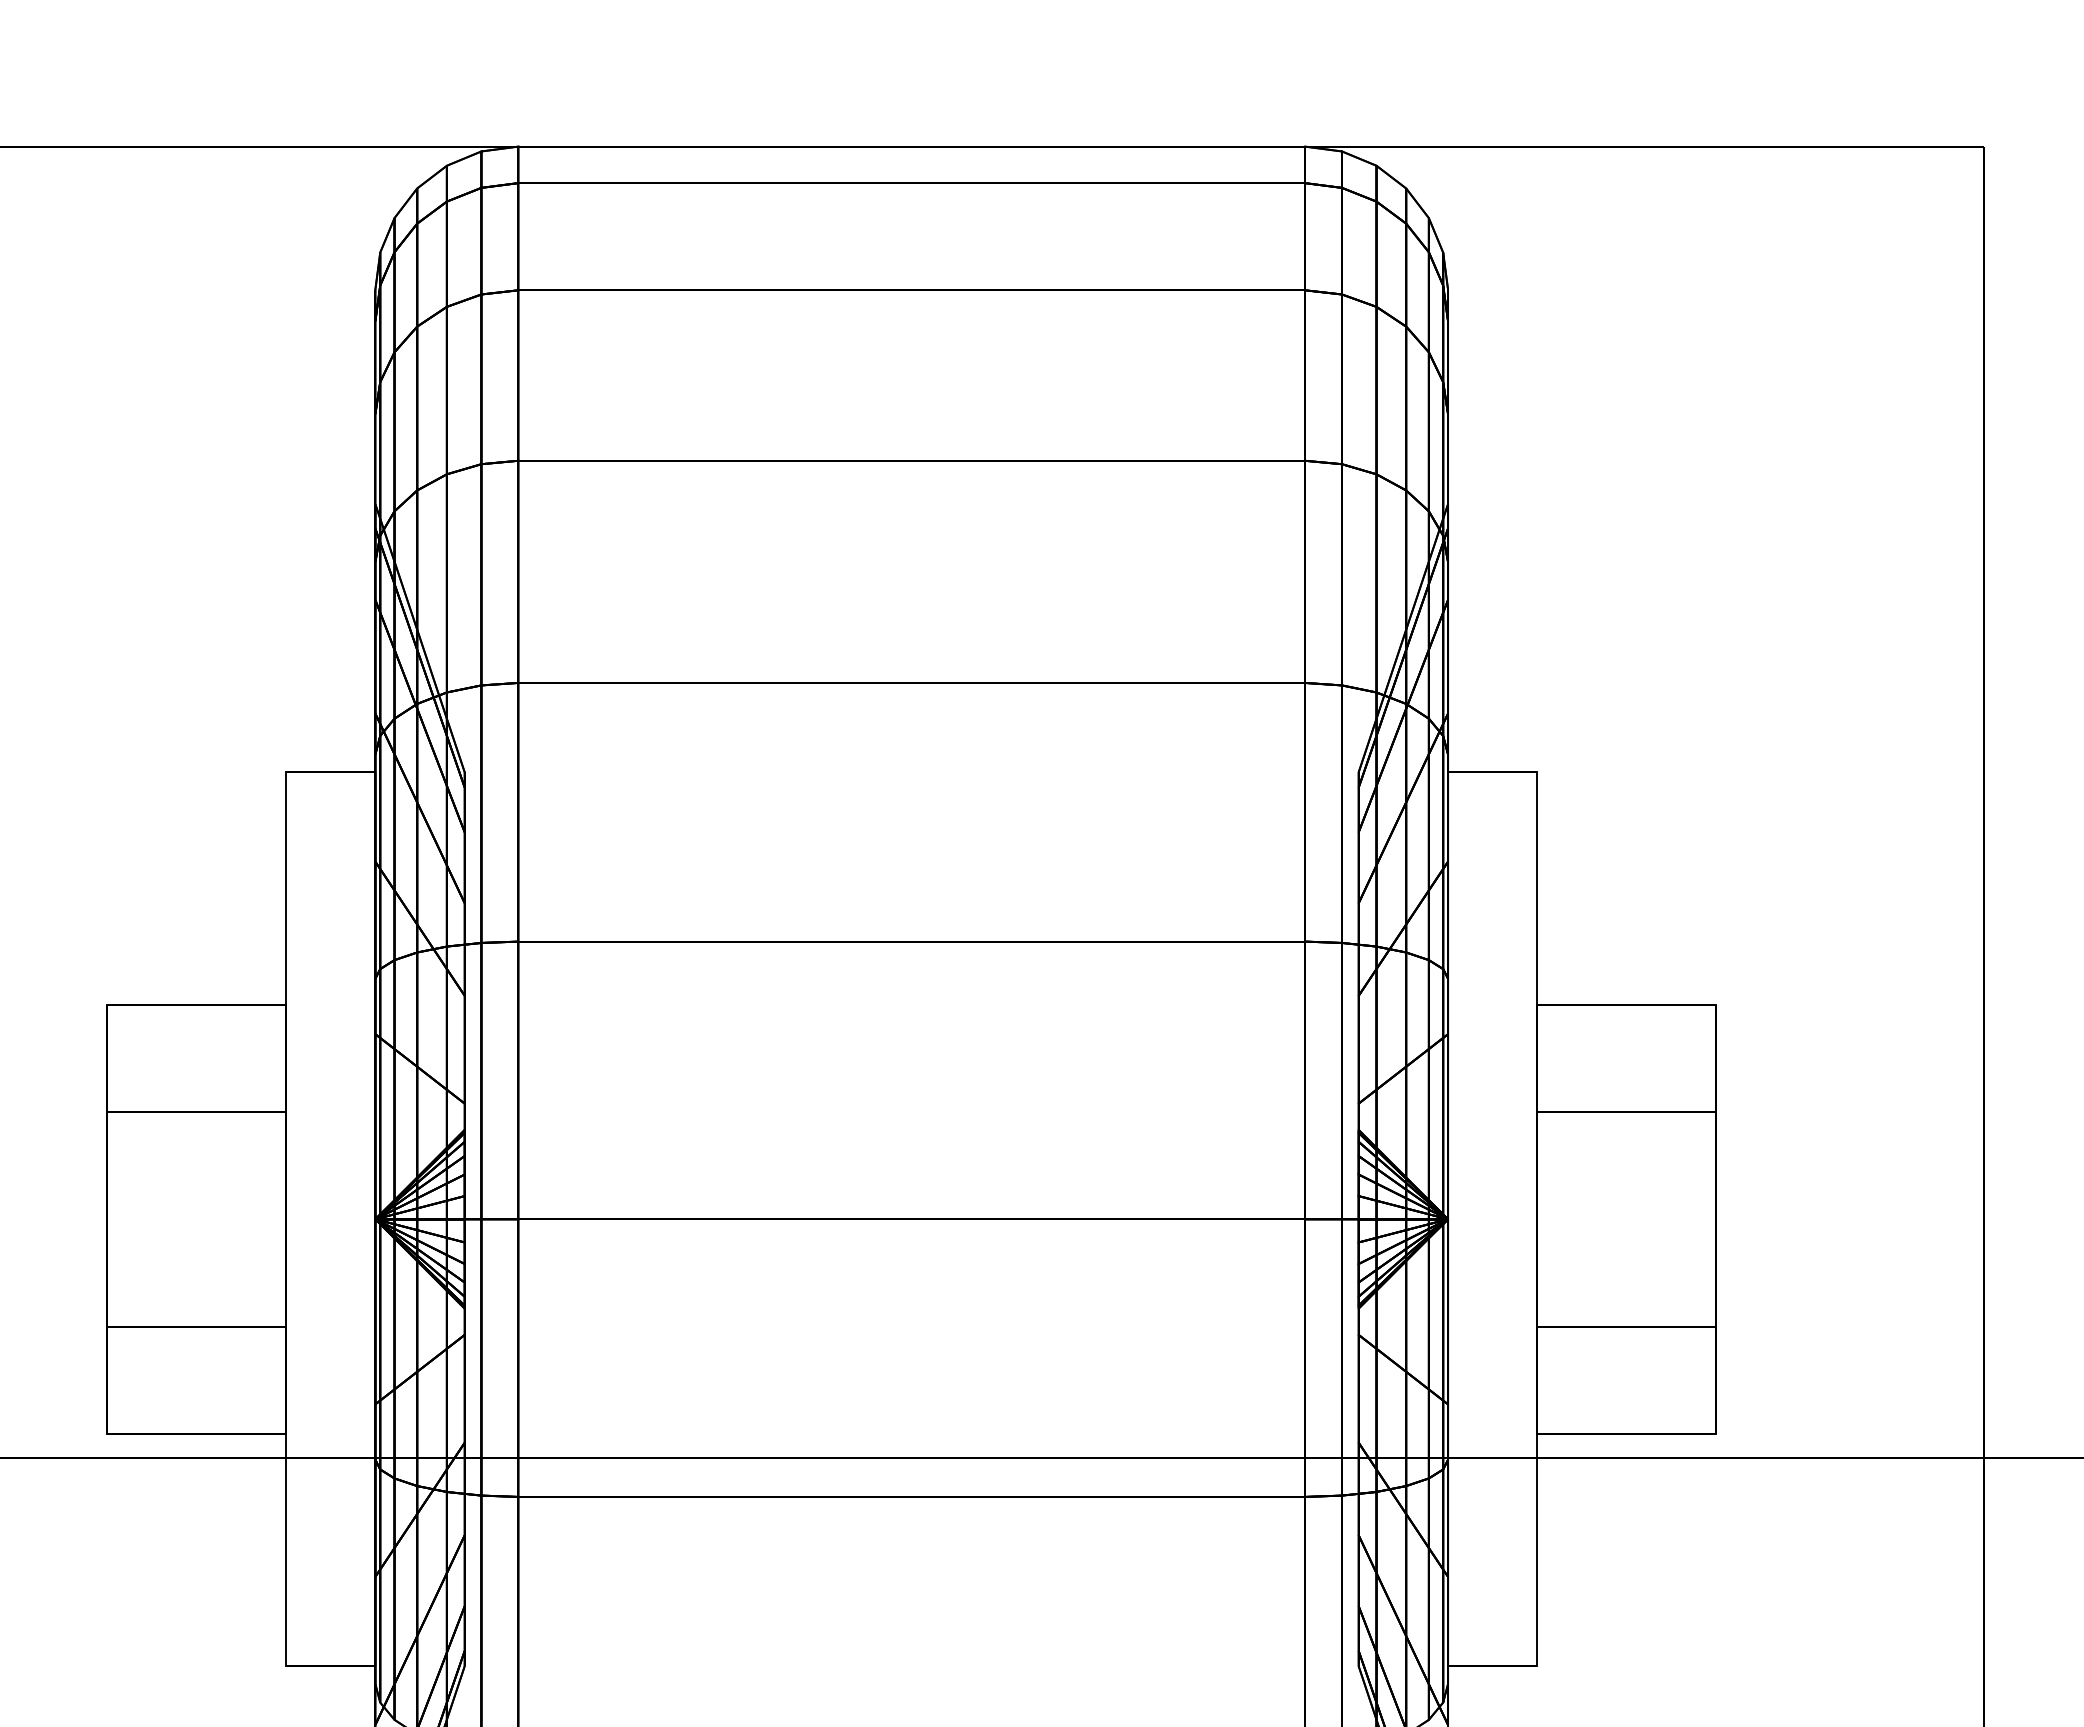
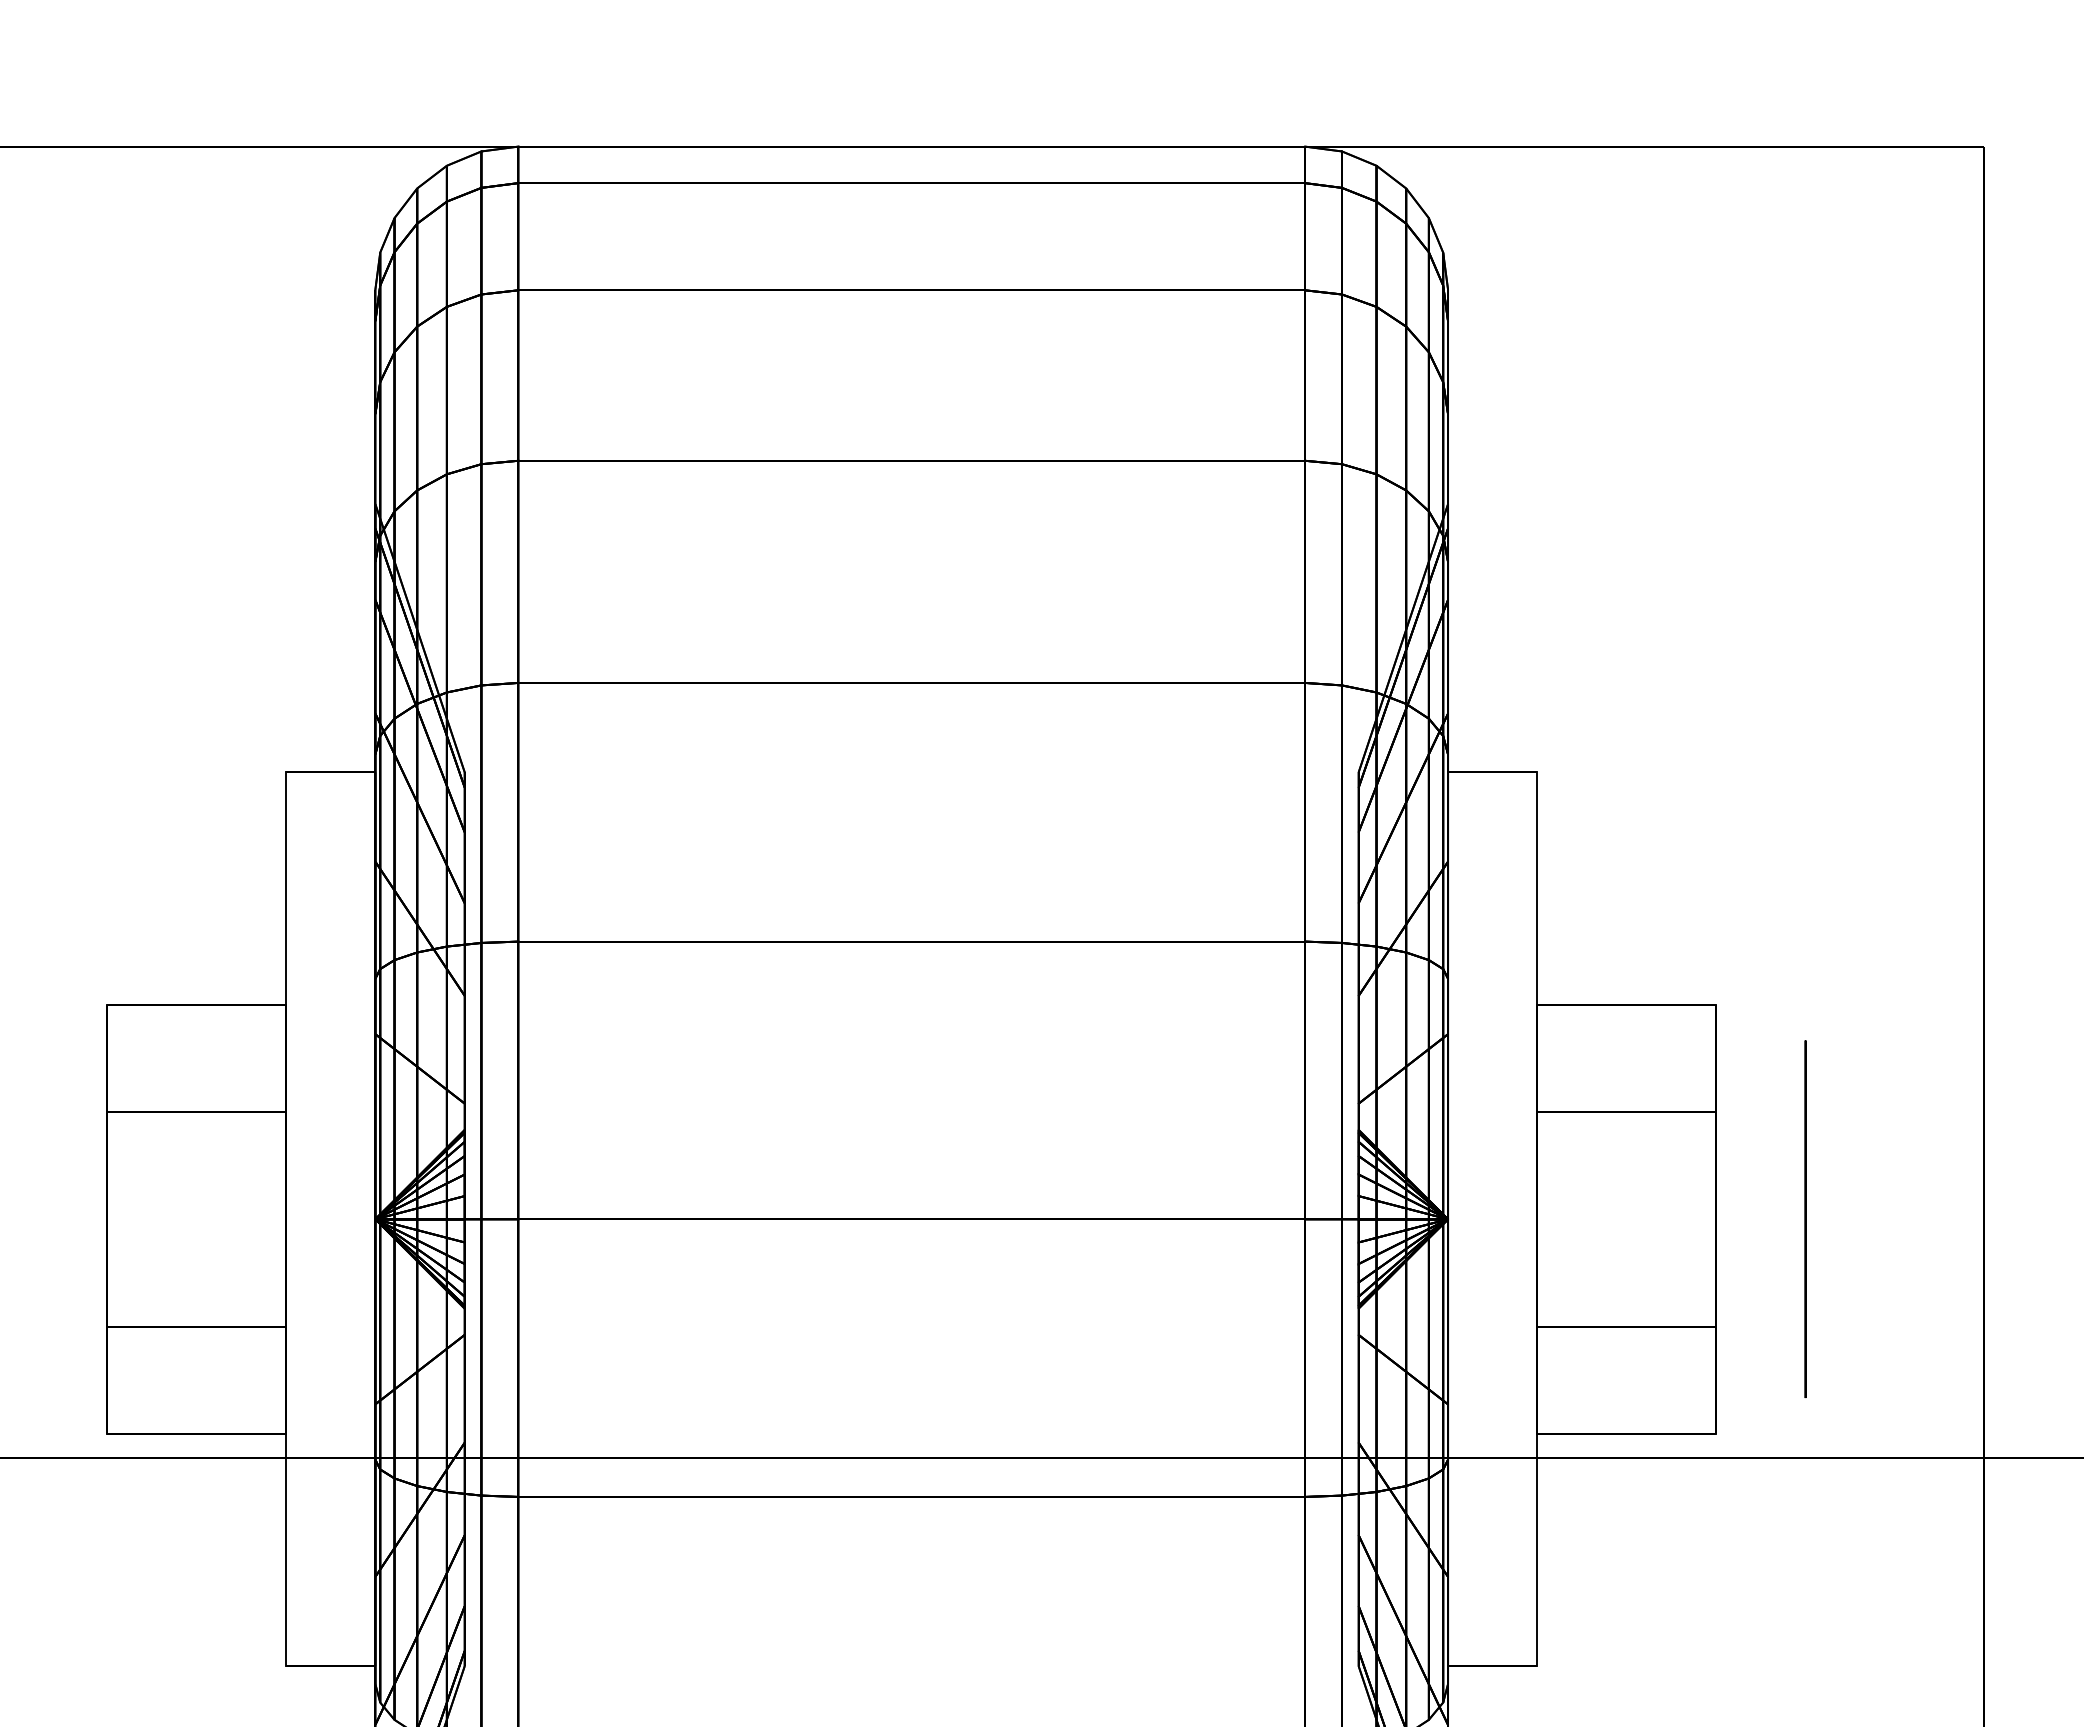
circle: none -> present (1805, 1218)
